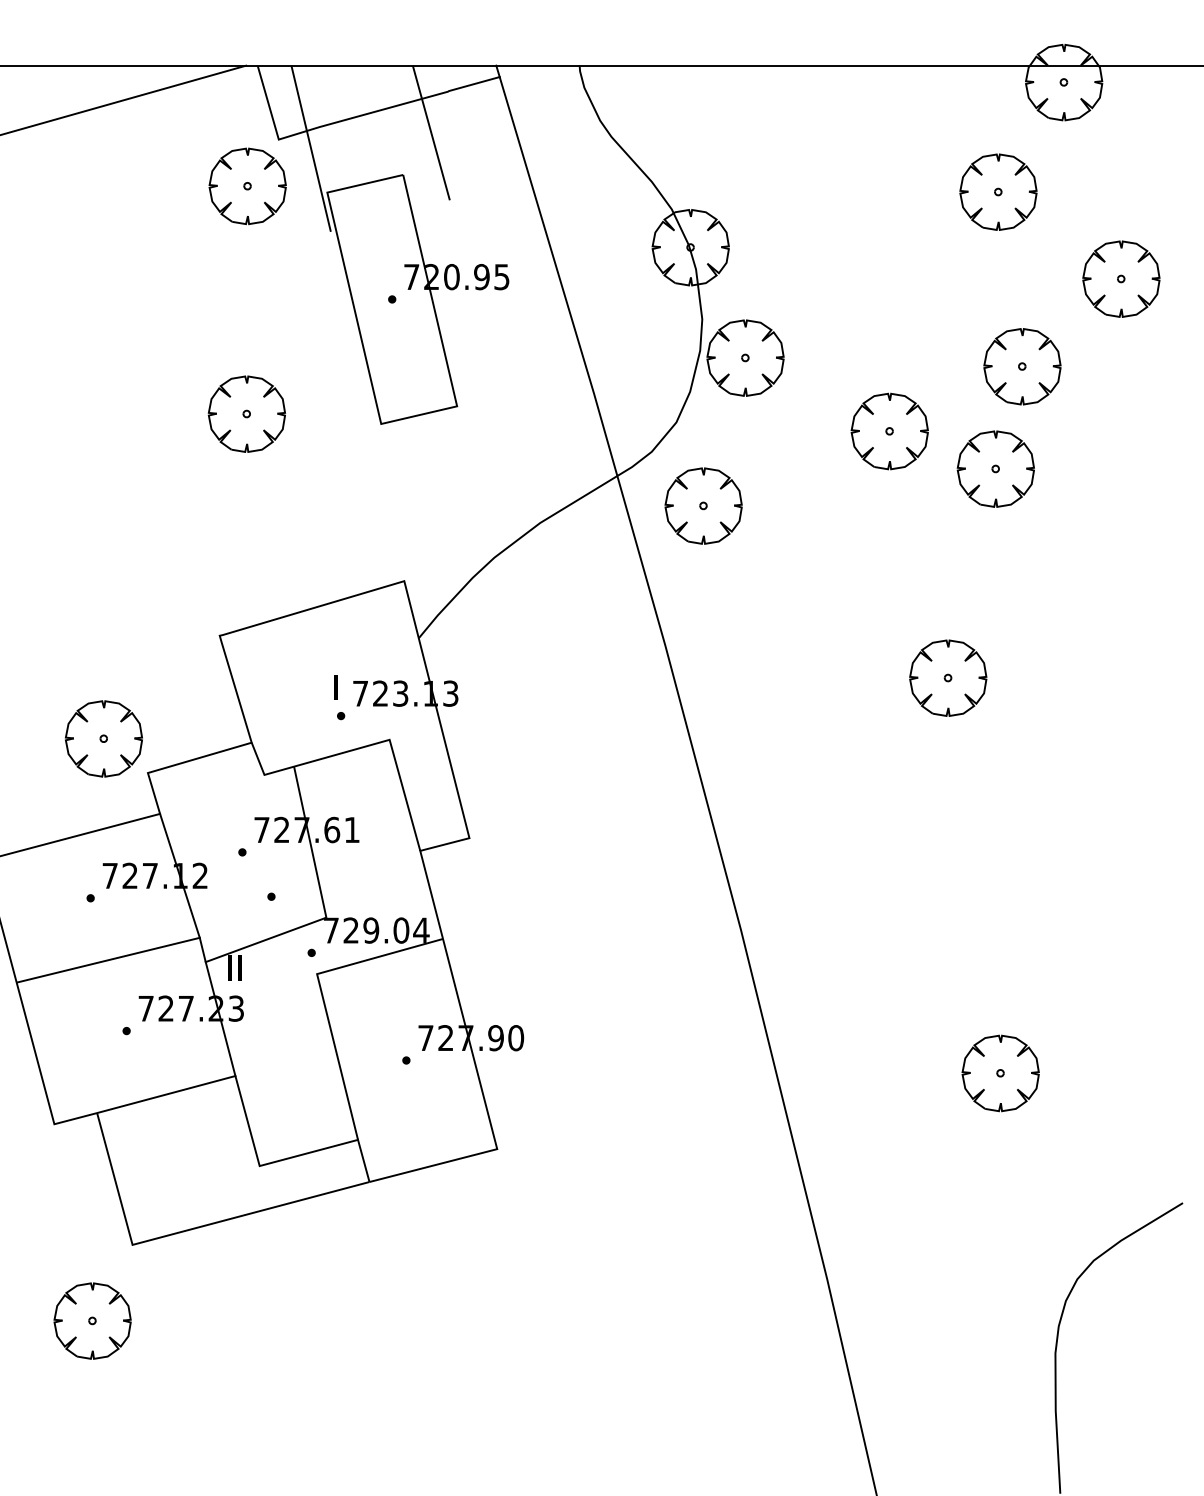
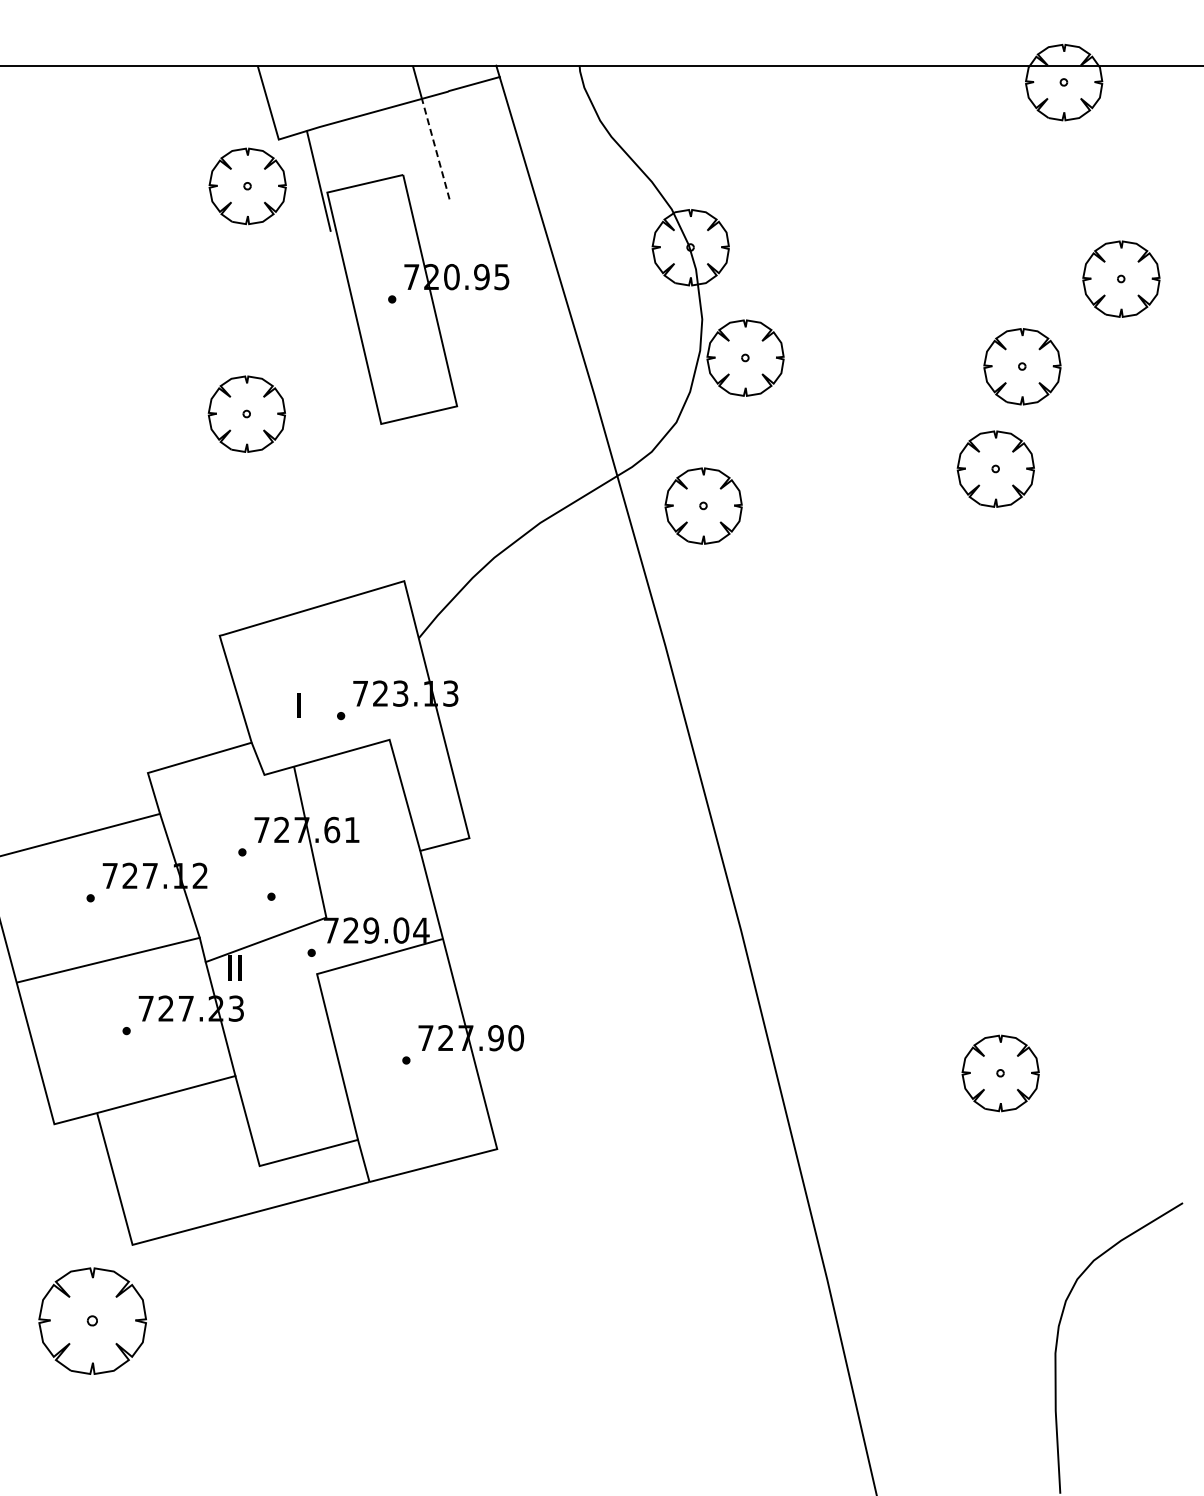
line: present -> none (298, 97)
line: present -> none (124, 99)
line: solid -> dashed (435, 148)
part: present -> none (998, 191)
part: present -> none (889, 431)
part: present -> none (948, 677)
text position: (335, 687) -> (298, 705) (298, 705)
part: present -> none (103, 738)
part size: 79x78 px -> 109x108 px (92, 1320)
